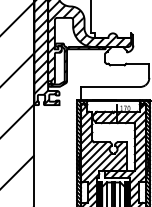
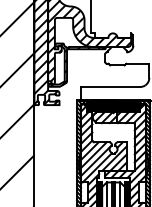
fill: none -> present (113, 105)
